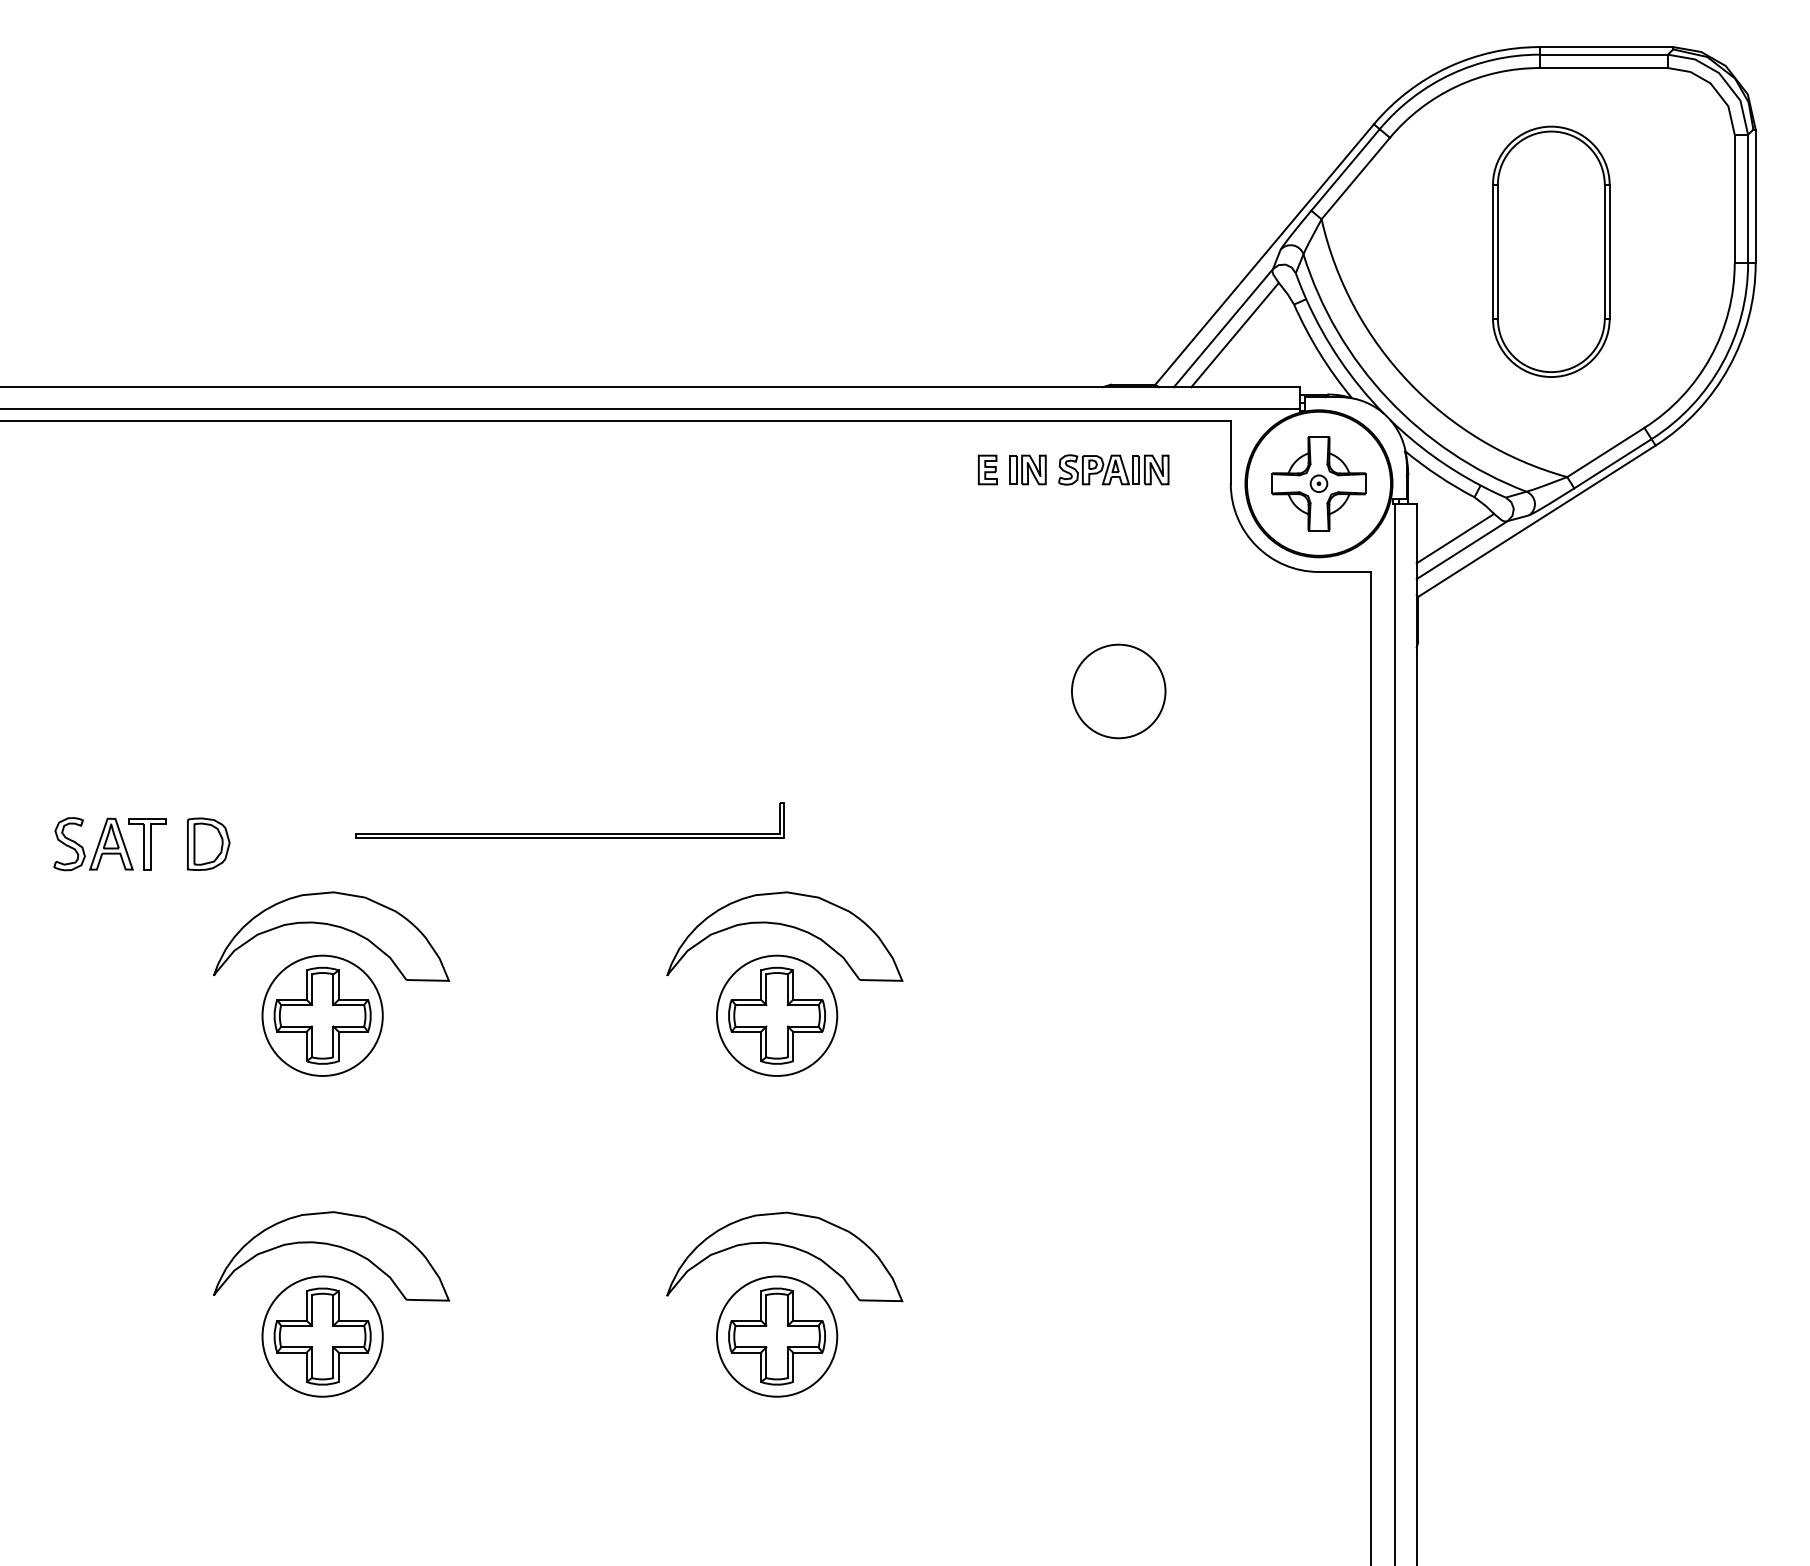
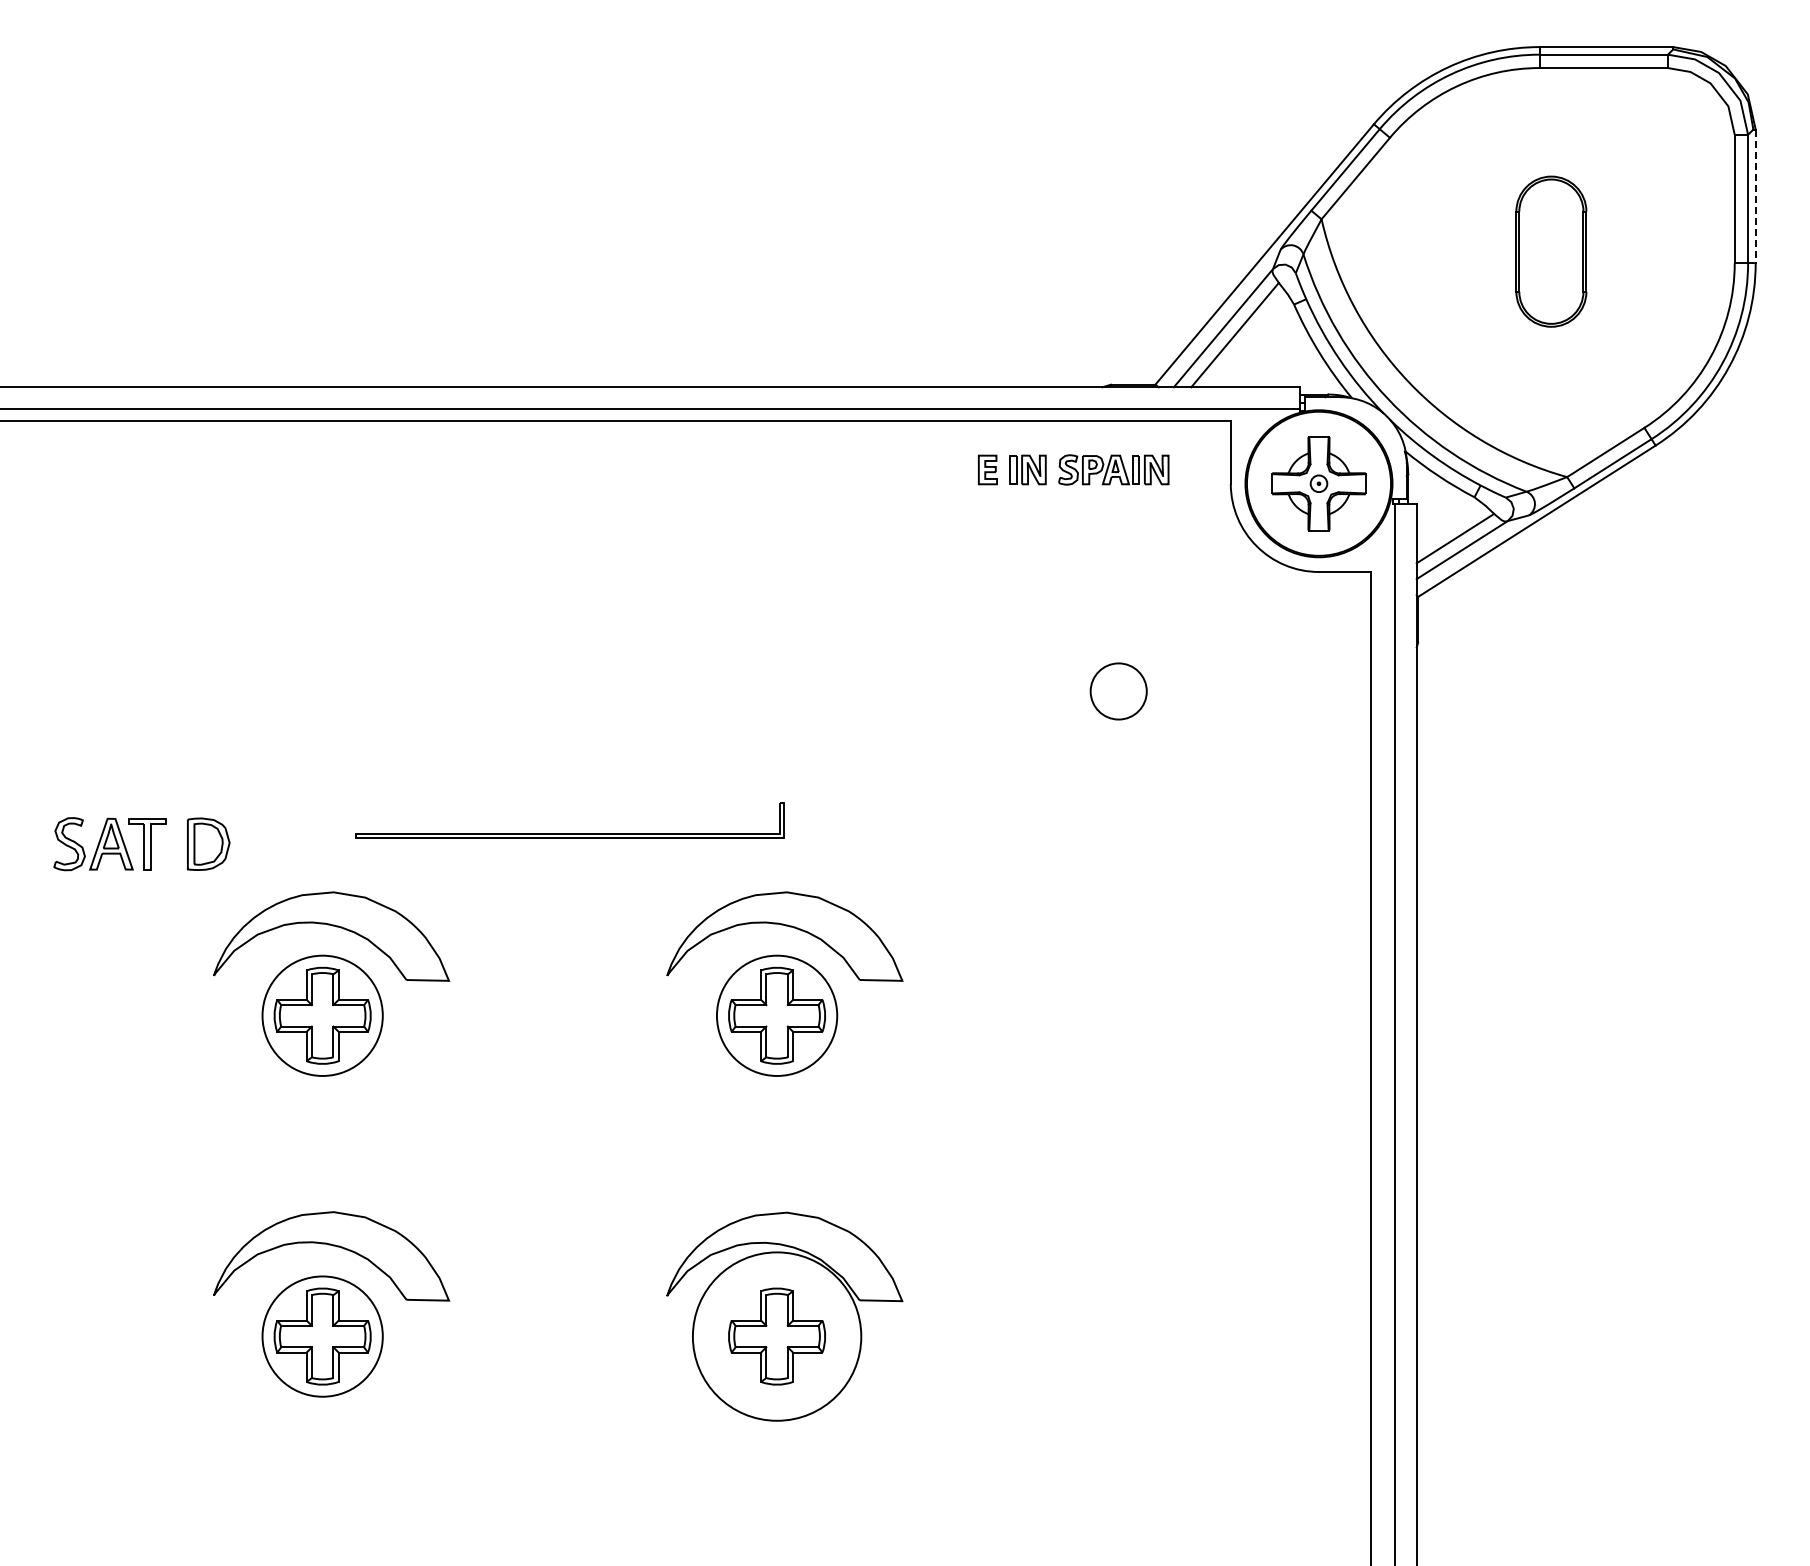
line: solid -> dashed (1755, 196)
part size: 119x253 px -> 73x153 px (1551, 251)
circle diameter: 94 px -> 56 px (1118, 691)
circle diameter: 120 px -> 168 px (776, 1336)
